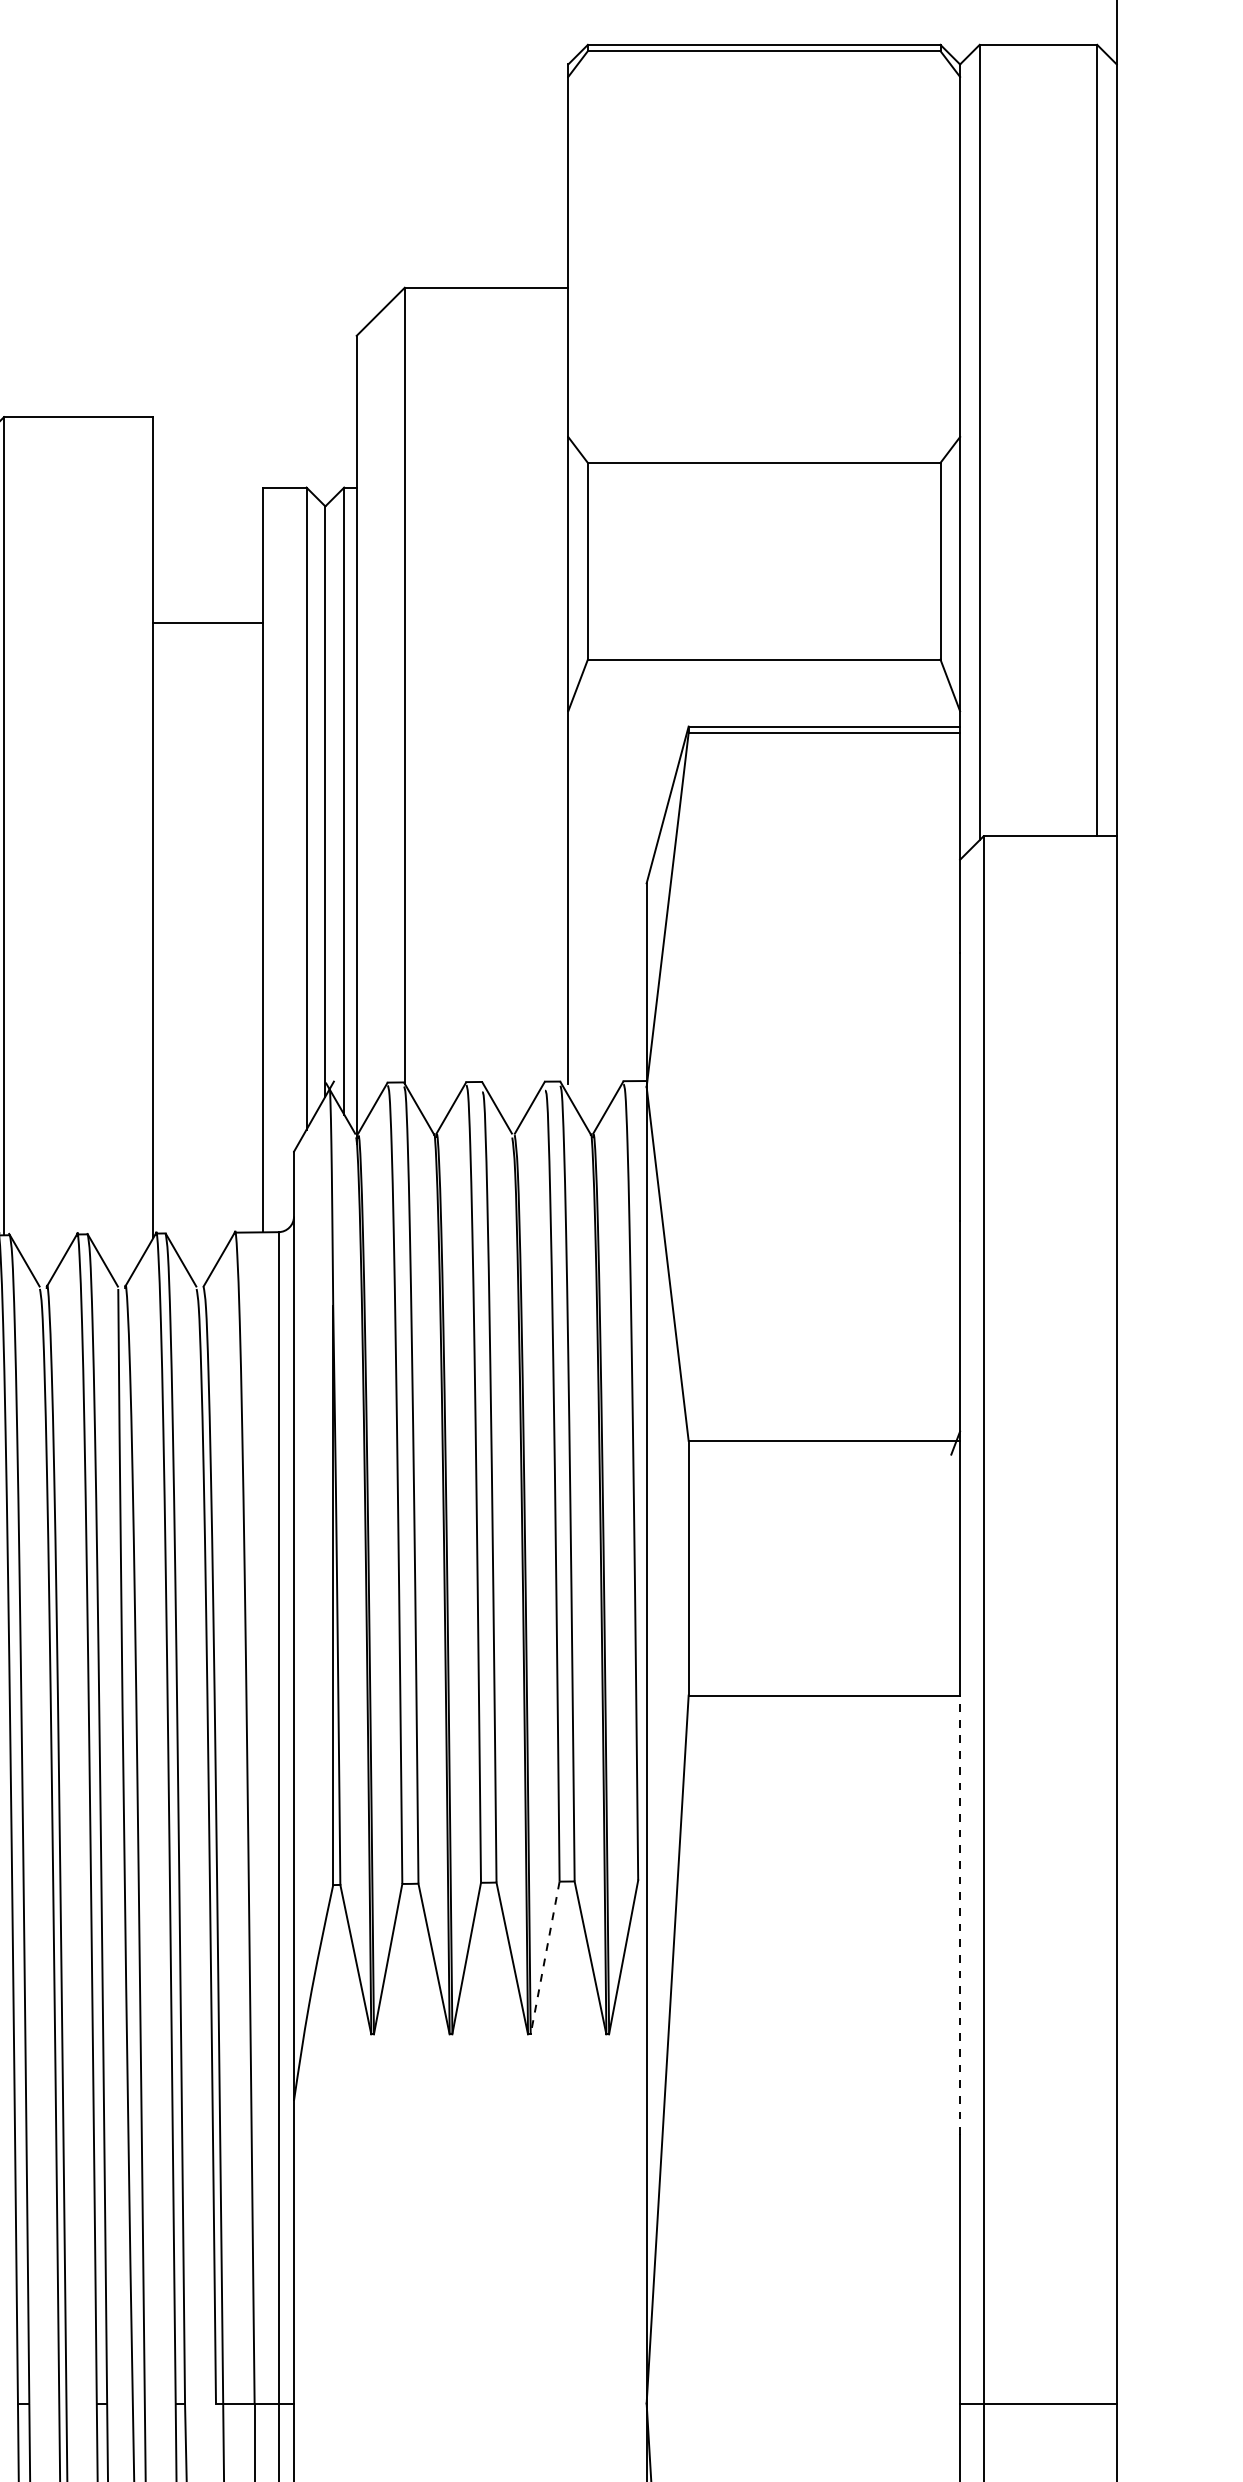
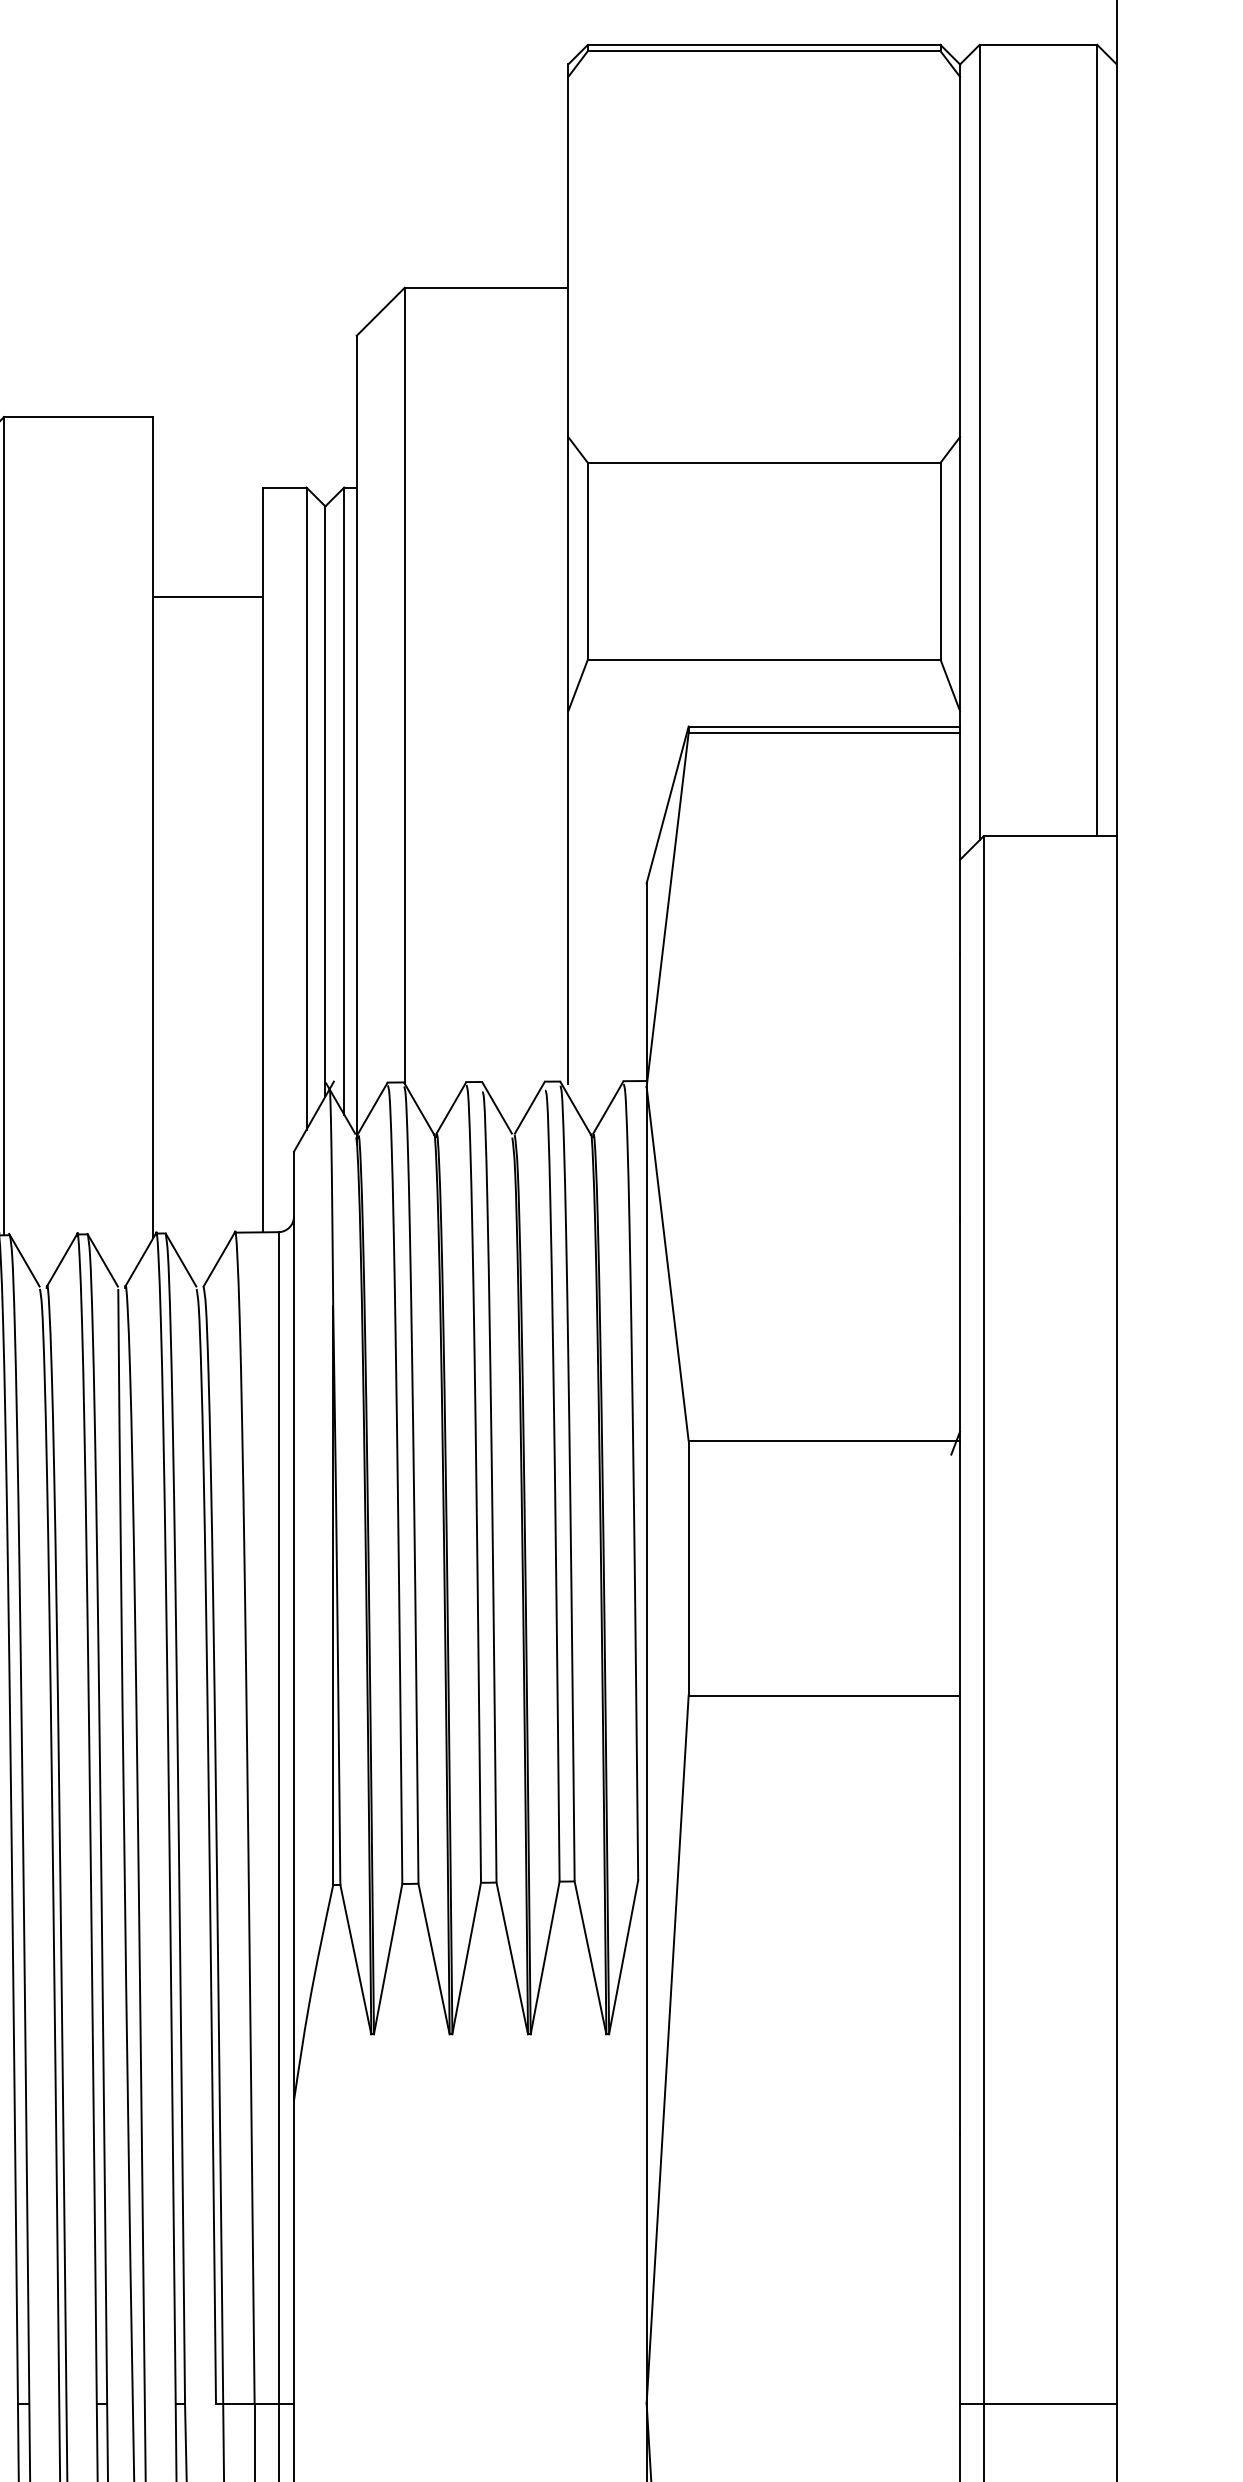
line position: (207, 623) -> (207, 597) (207, 597)
line: dashed -> solid (960, 1915)
line: dashed -> solid (545, 1957)
